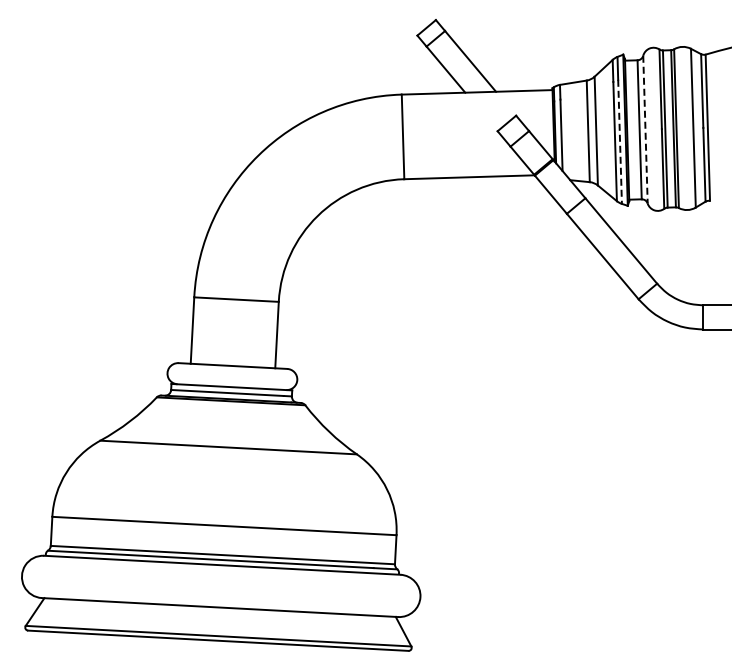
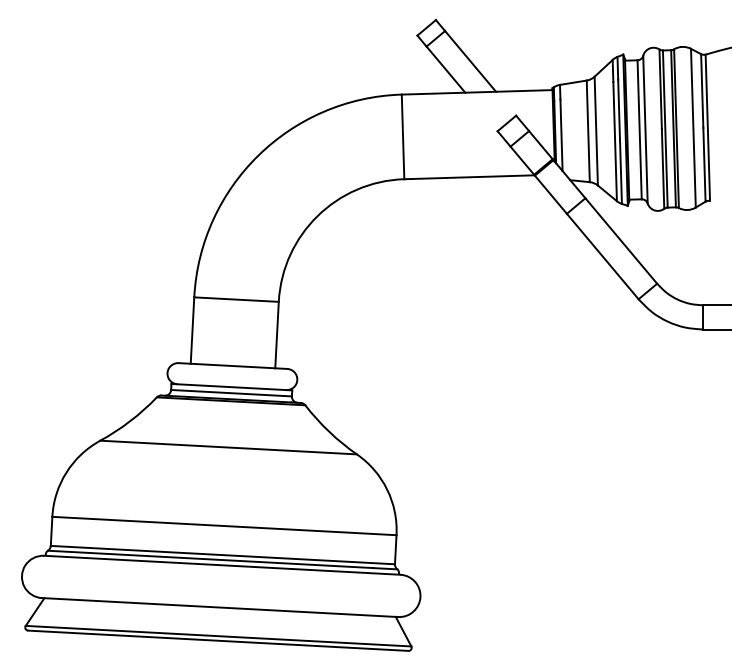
line: dashed -> solid (645, 129)
line: dashed -> solid (620, 142)
